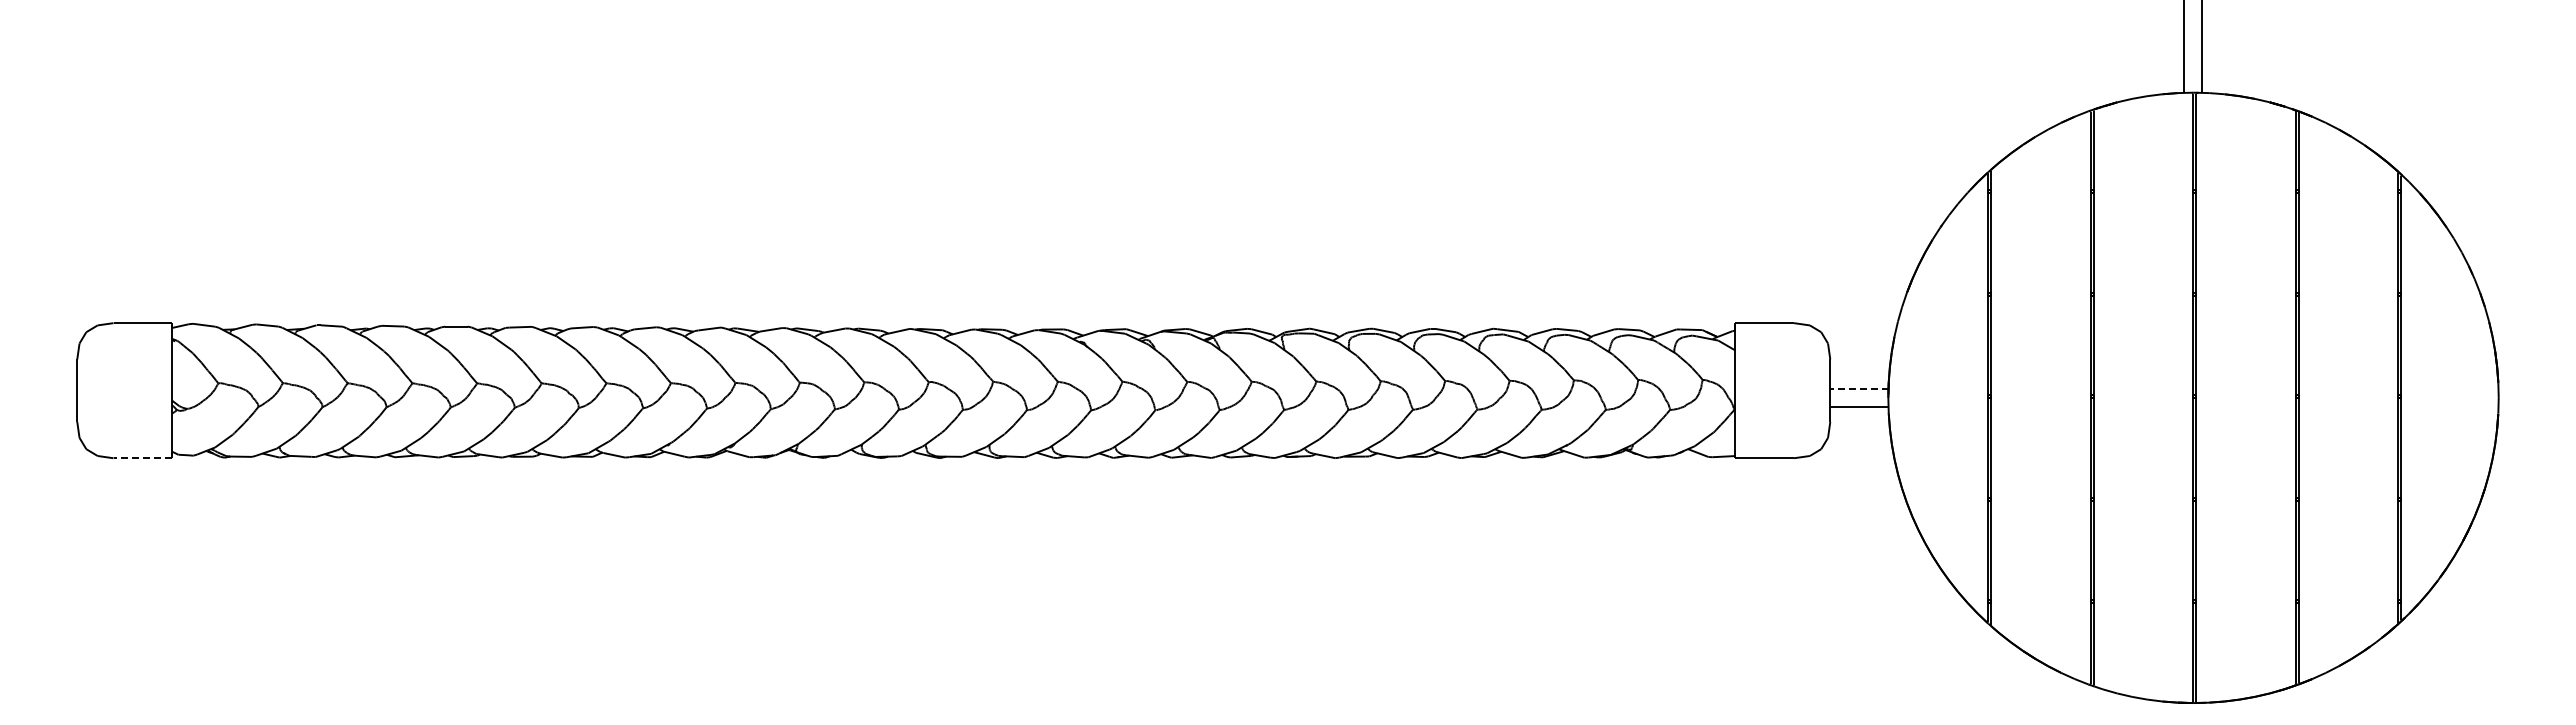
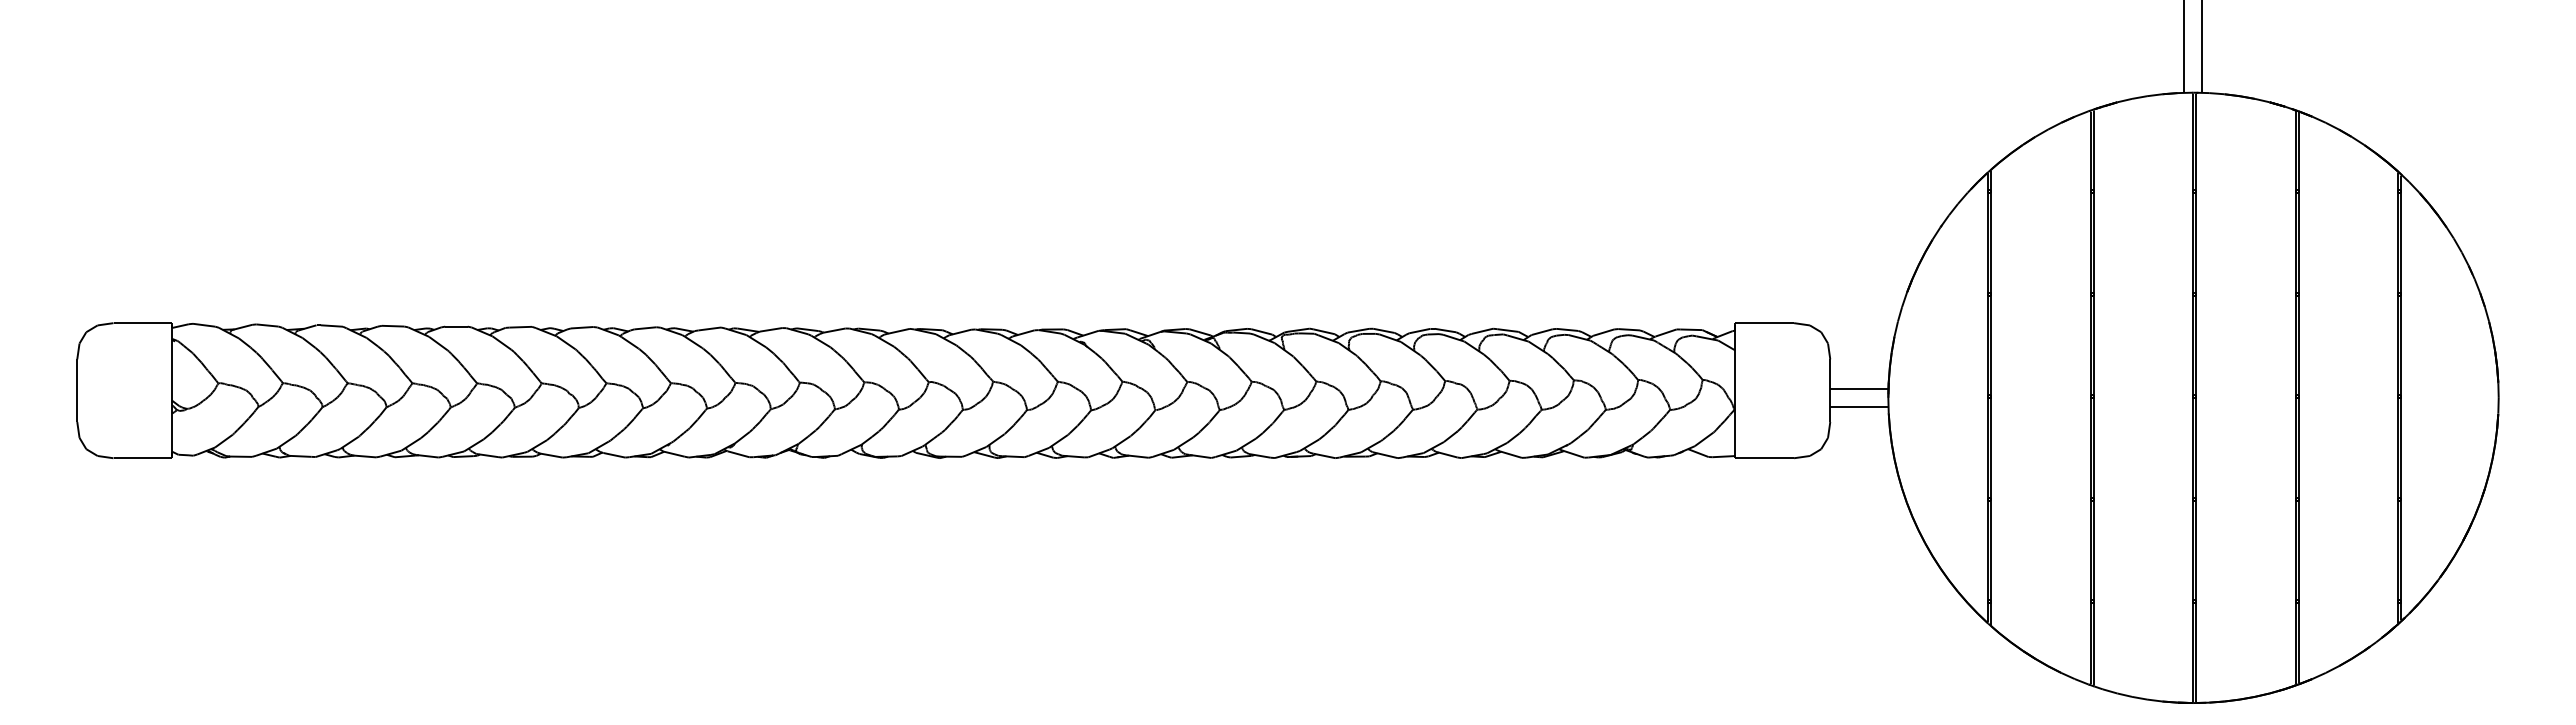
line: dashed -> solid (1858, 389)
line: dashed -> solid (142, 458)
